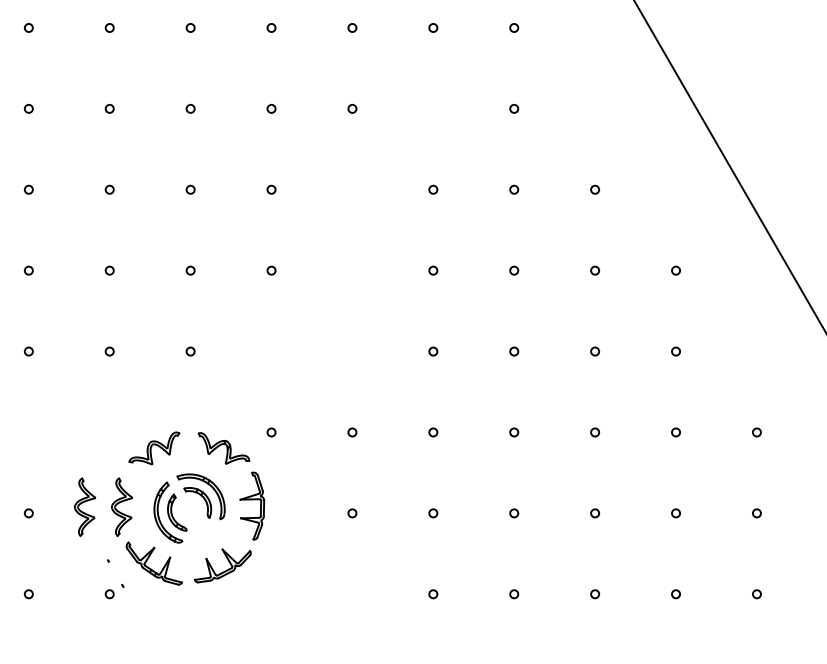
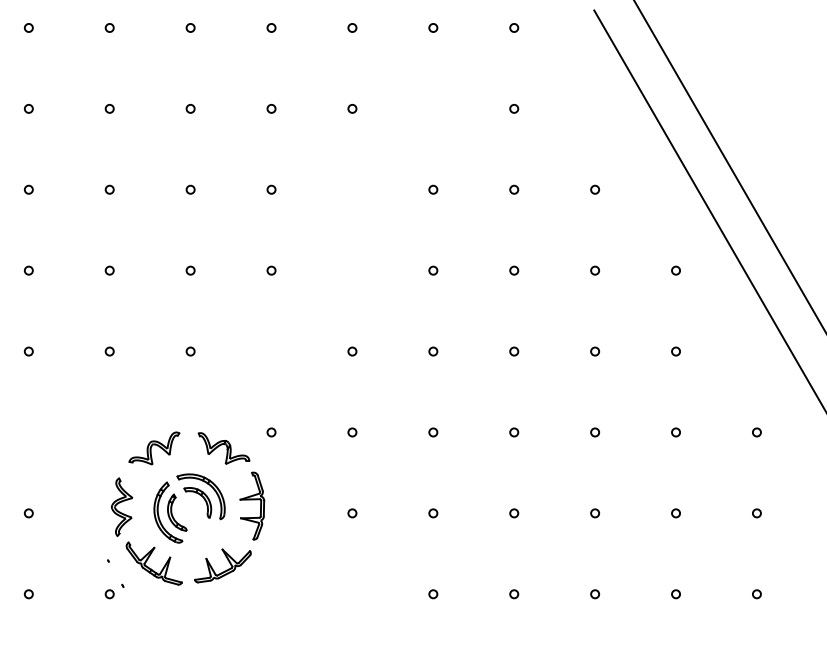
line: none -> present (708, 209)
circle: none -> present (352, 351)
part: present -> none (85, 506)
